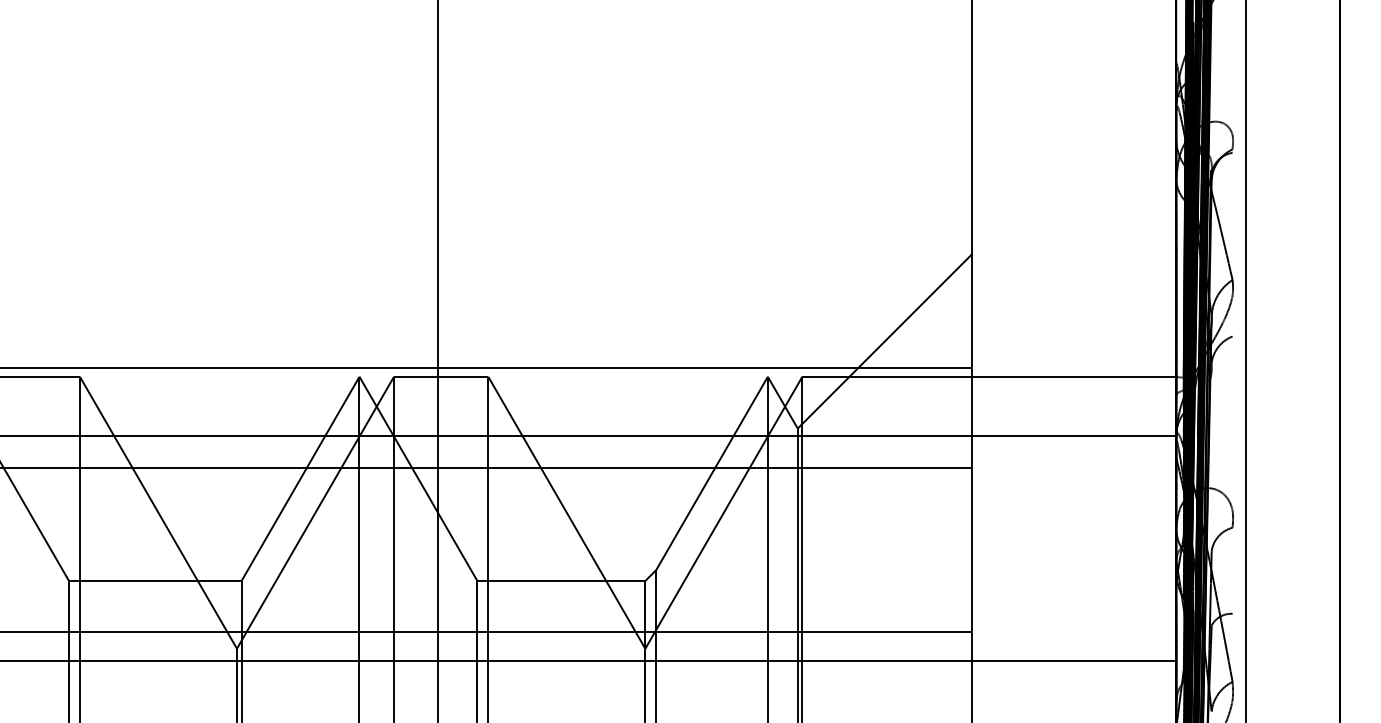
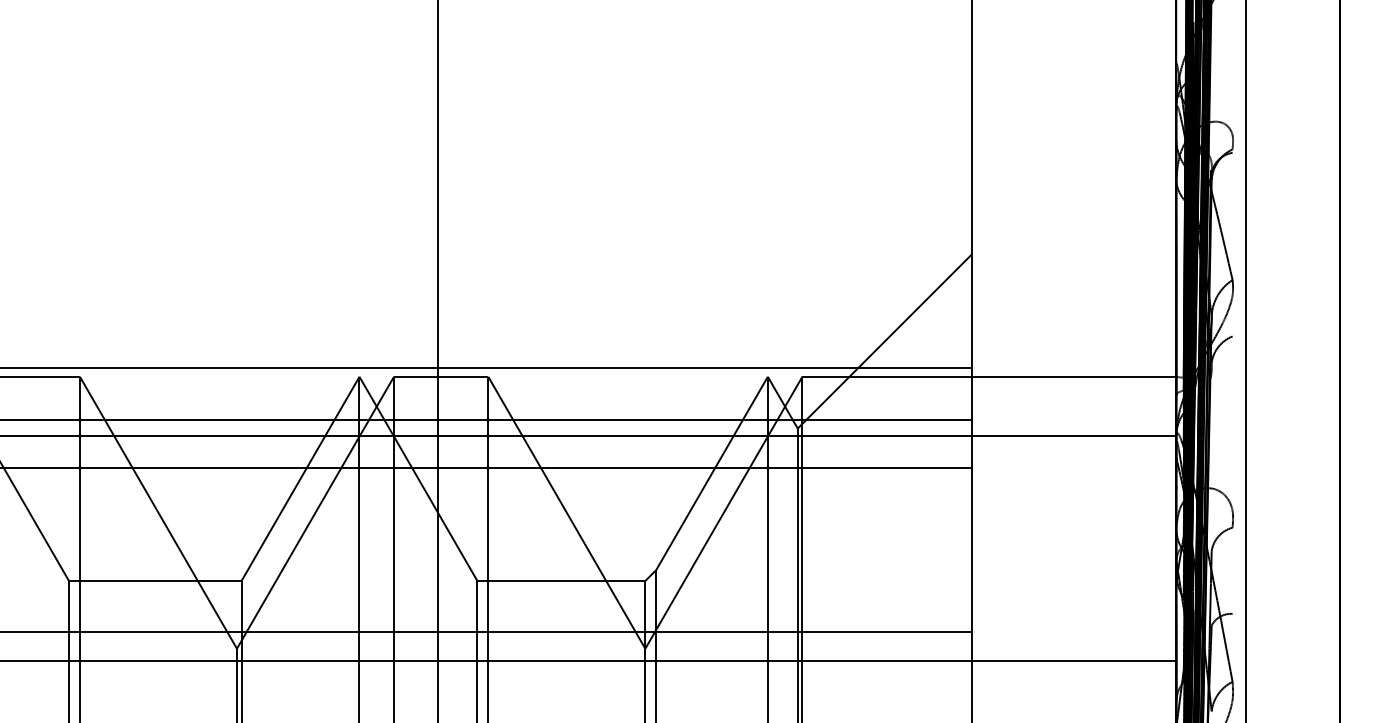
line: none -> present (487, 420)
